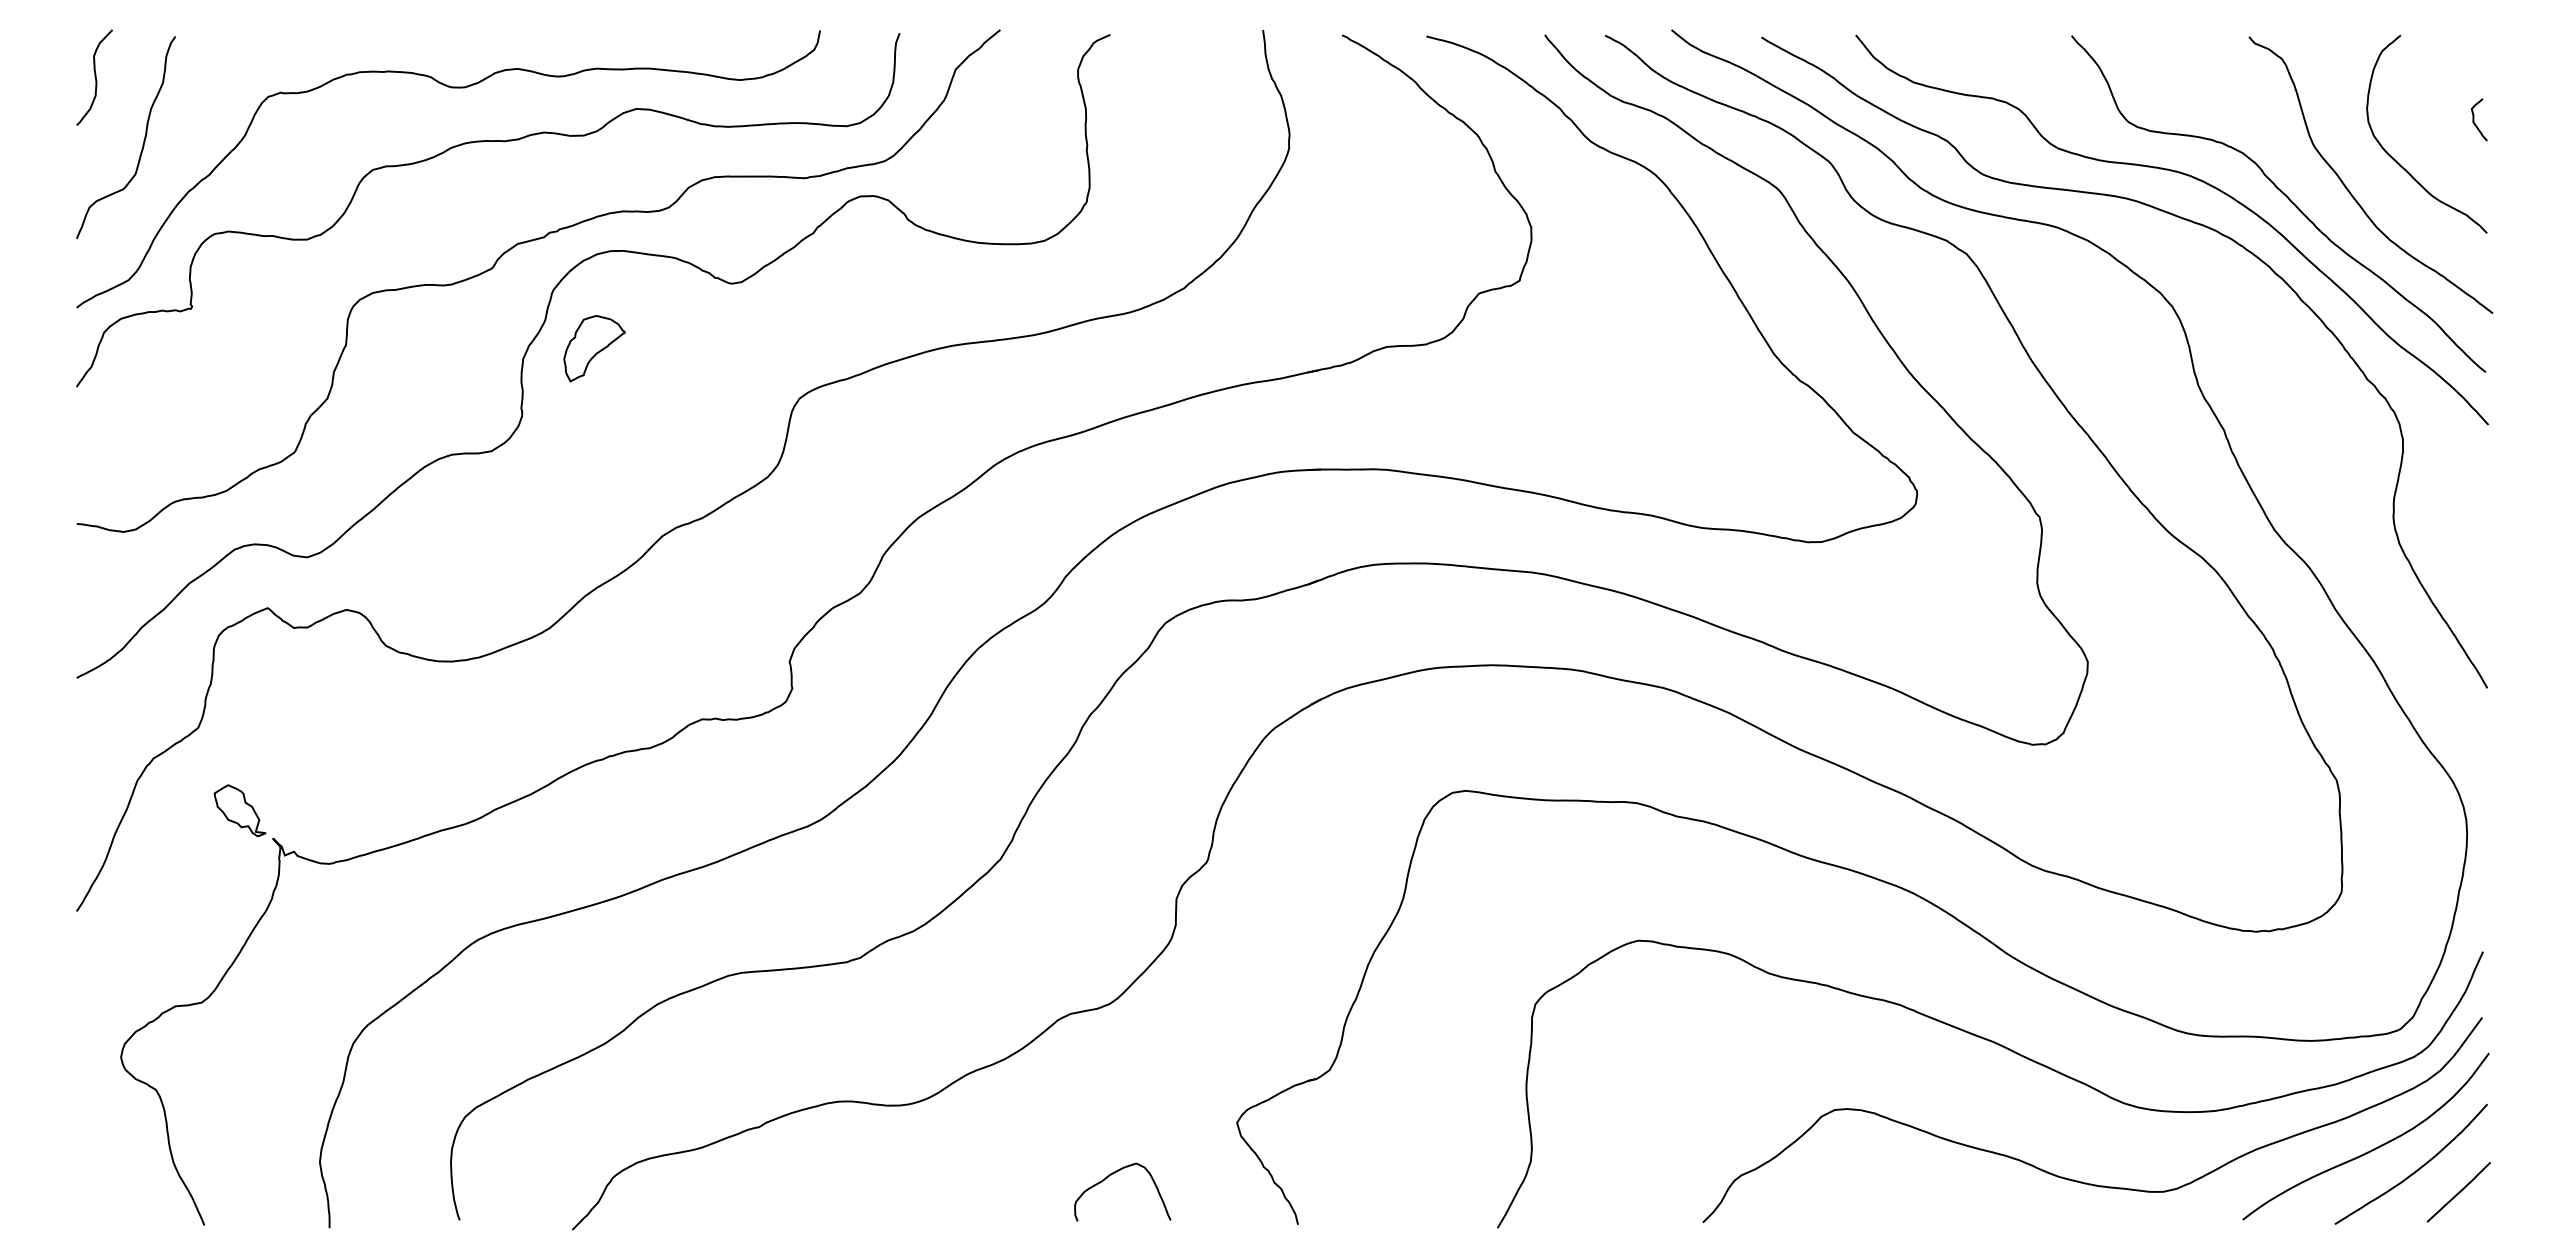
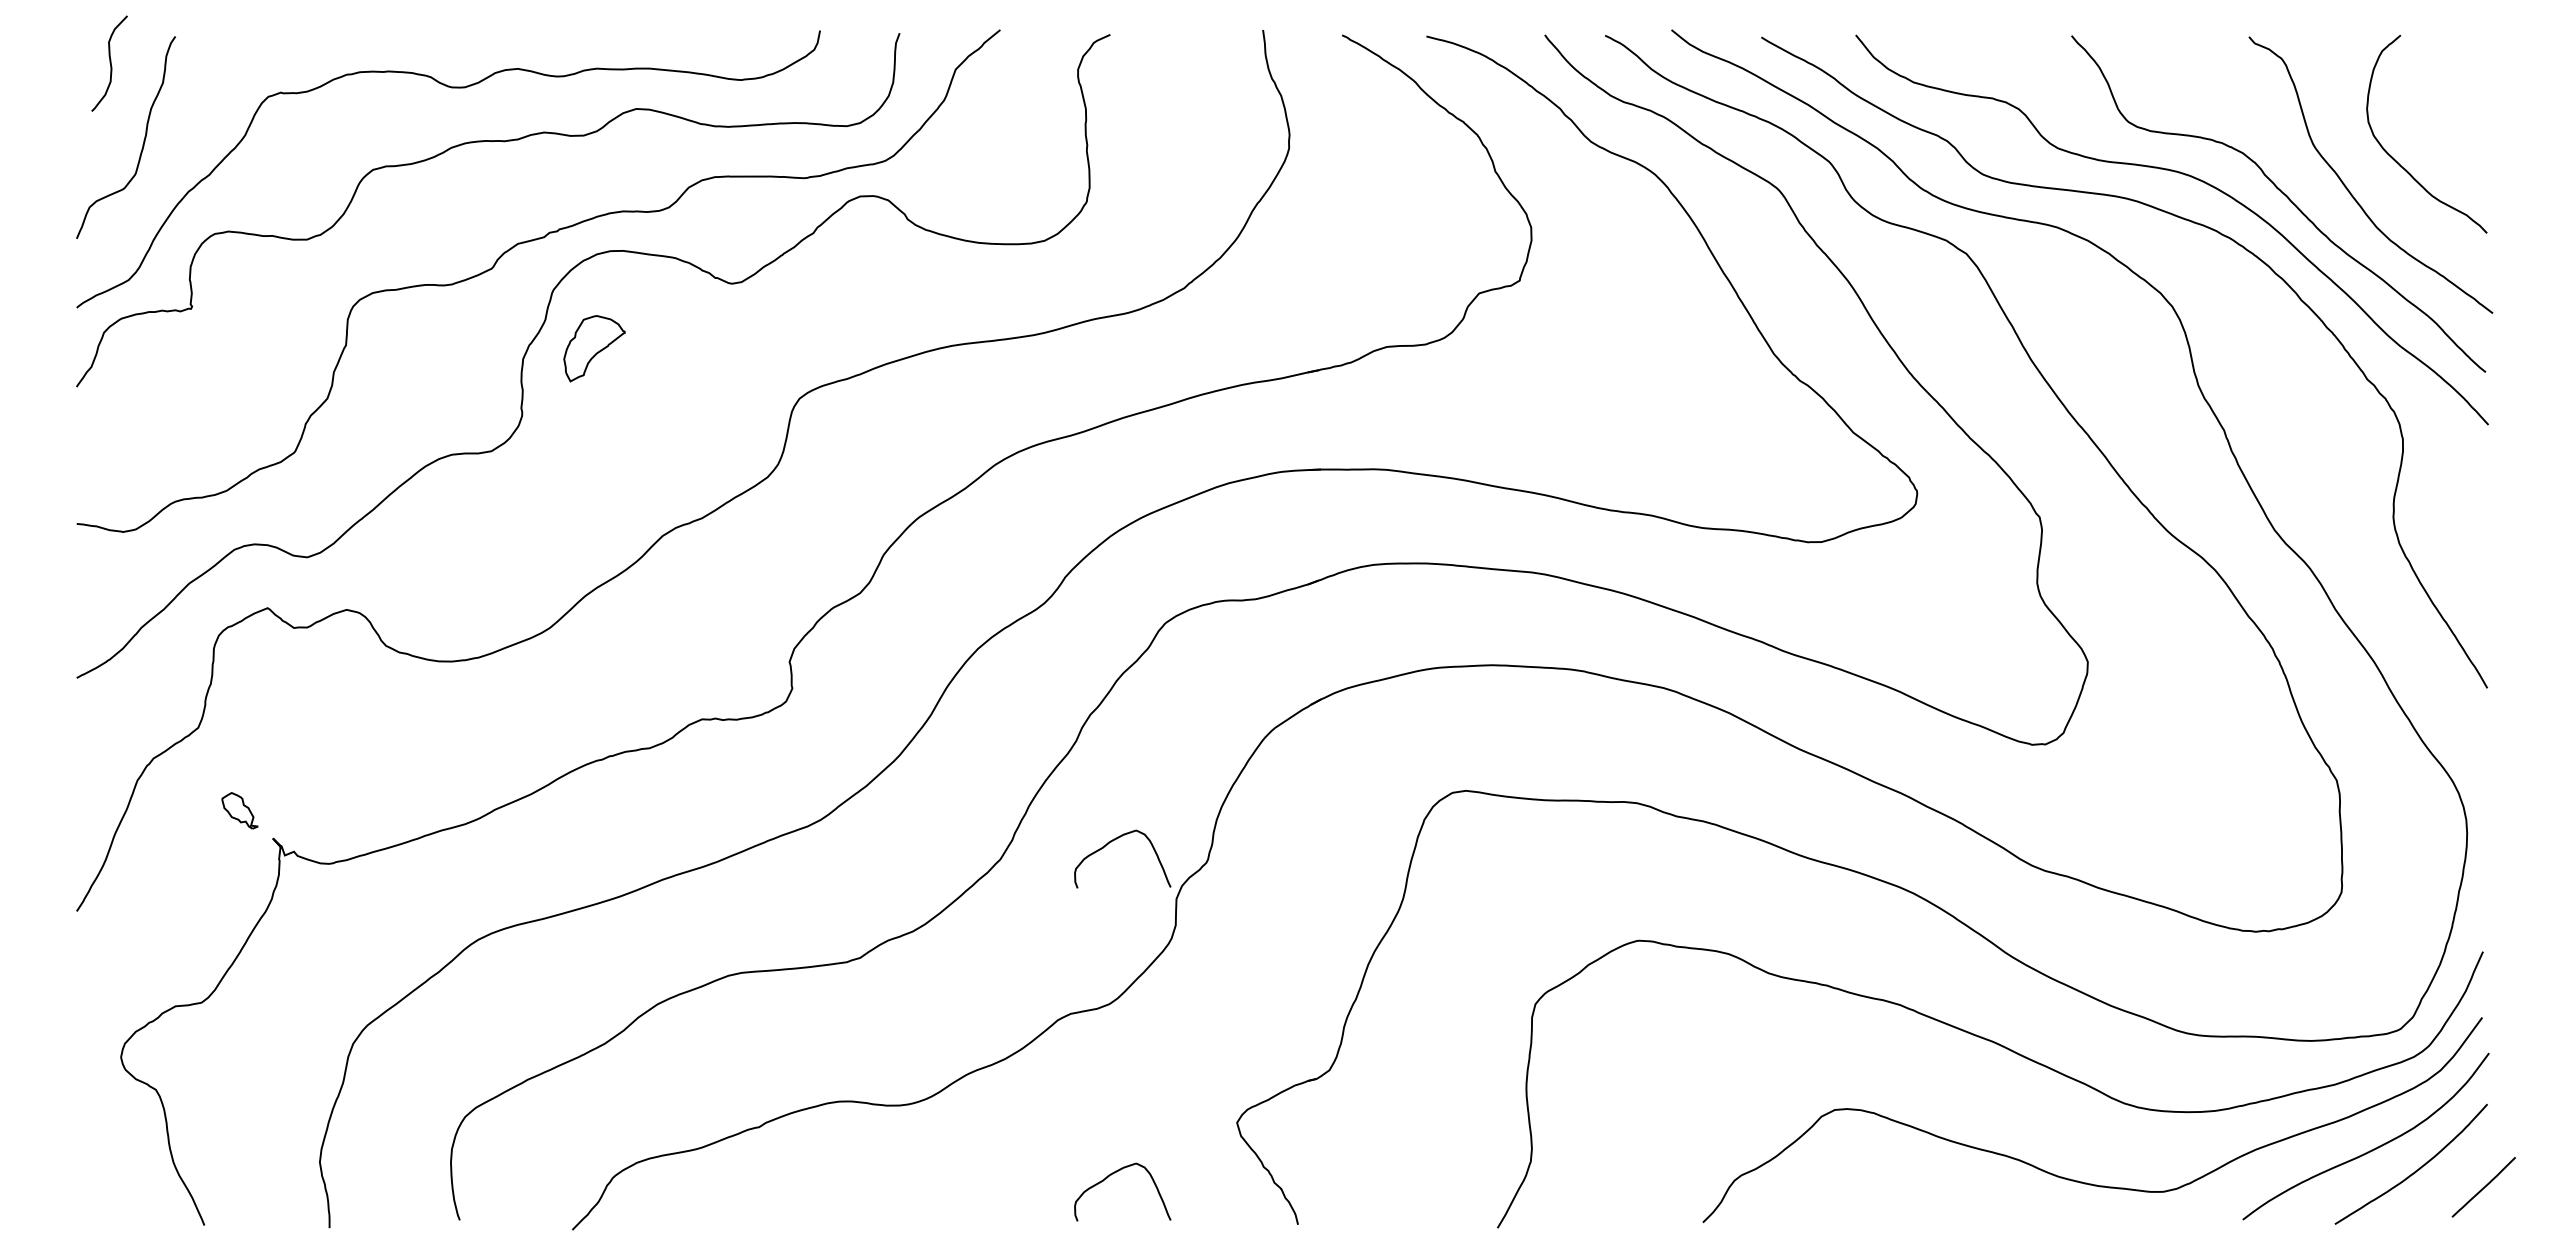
curve position: (94, 77) -> (109, 63) (109, 63)
curve: present -> none (2474, 119)
part size: 54x54 px -> 38x38 px (239, 810)
curve: none -> present (1113, 841)
line position: (2458, 1192) -> (2483, 1187) (2483, 1187)
